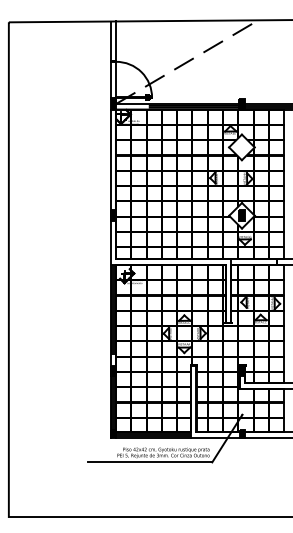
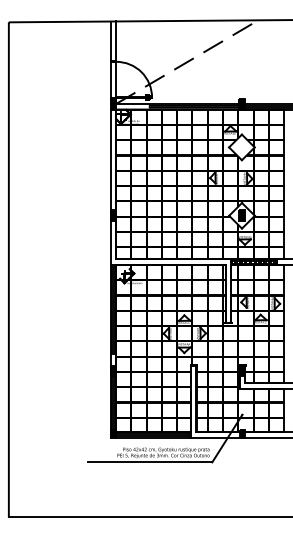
hatch: none -> present (253, 261)
